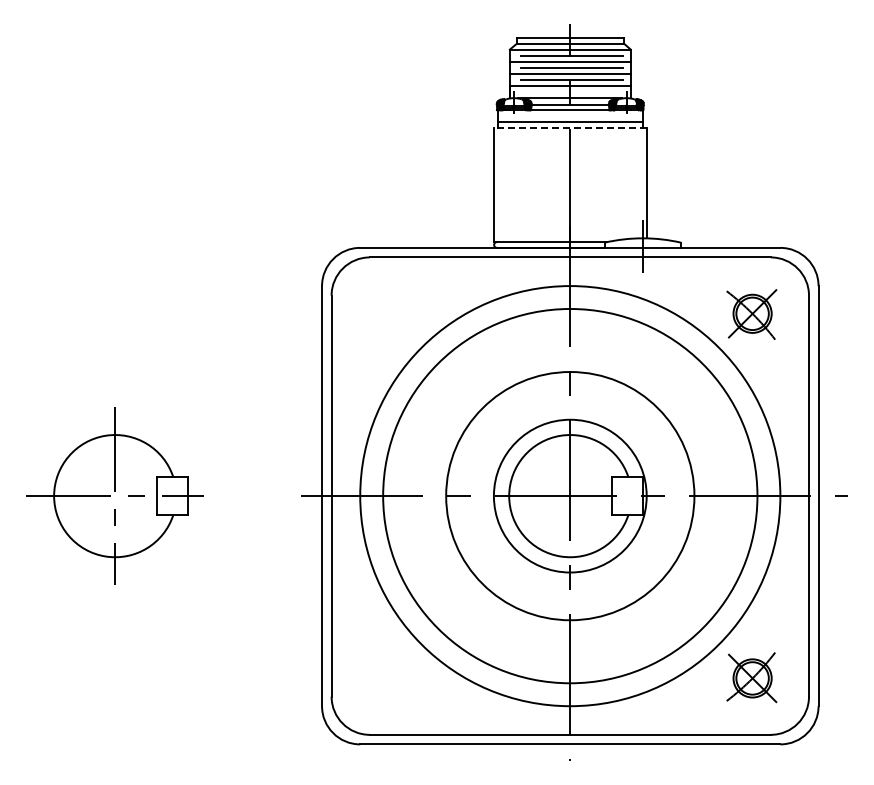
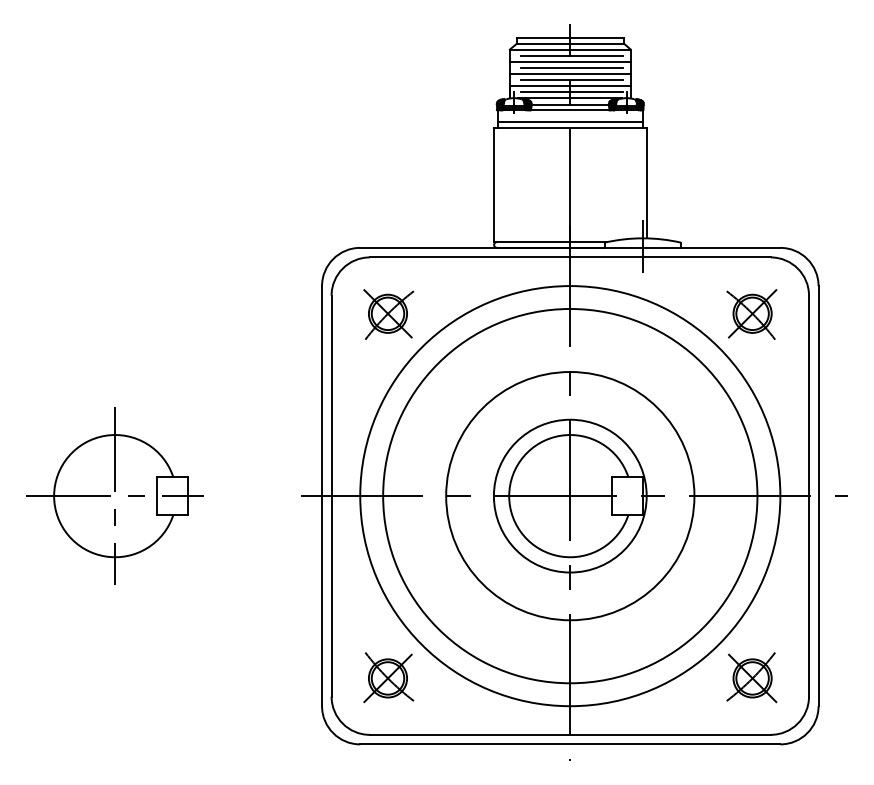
line: none -> present (571, 92)
line: dashed -> solid (570, 127)
part: none -> present (388, 314)
part: none -> present (388, 677)
